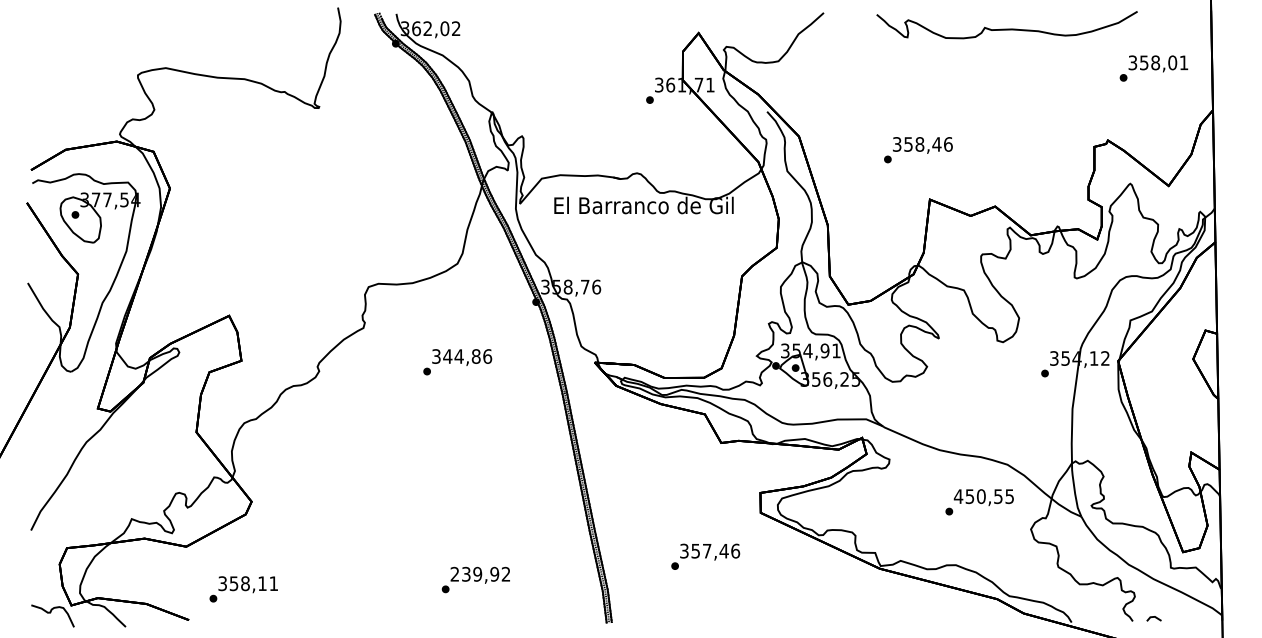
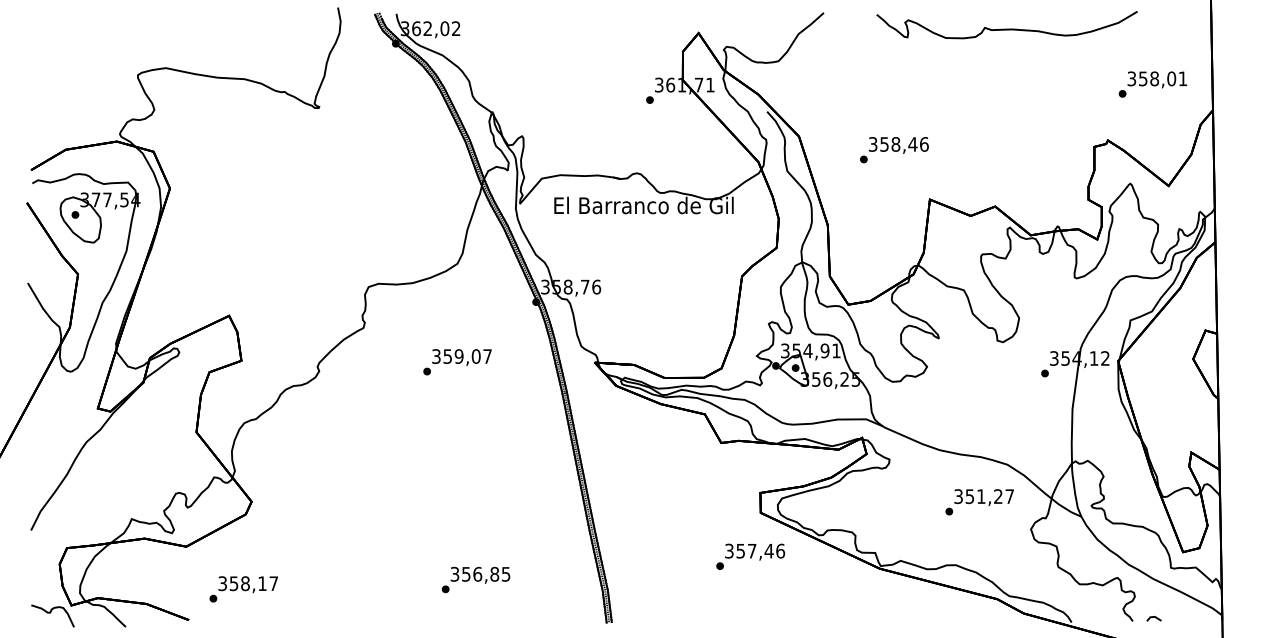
text position: (1153, 68) -> (1152, 84) (1152, 84)
text position: (918, 150) -> (894, 150) (894, 150)
text: 344,86 -> 359,07 (467, 356)
text: 450,55 -> 351,27 (983, 496)
text position: (705, 556) -> (750, 556) (750, 556)
text: 239,92 -> 356,85 (480, 573)
text: 358,11 -> 358,17 (273, 583)
